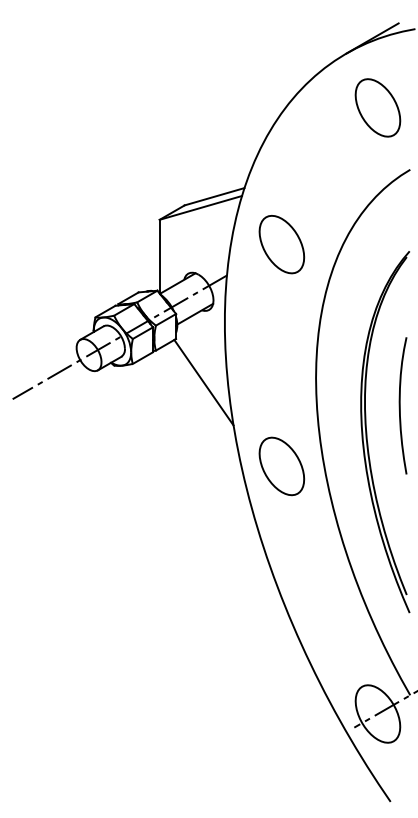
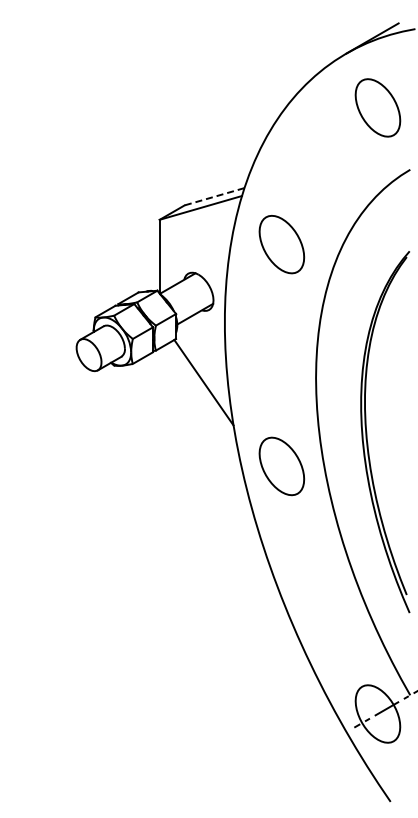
line: solid -> dashed (214, 196)
line: present -> none (119, 337)
curve: present -> none (400, 405)
